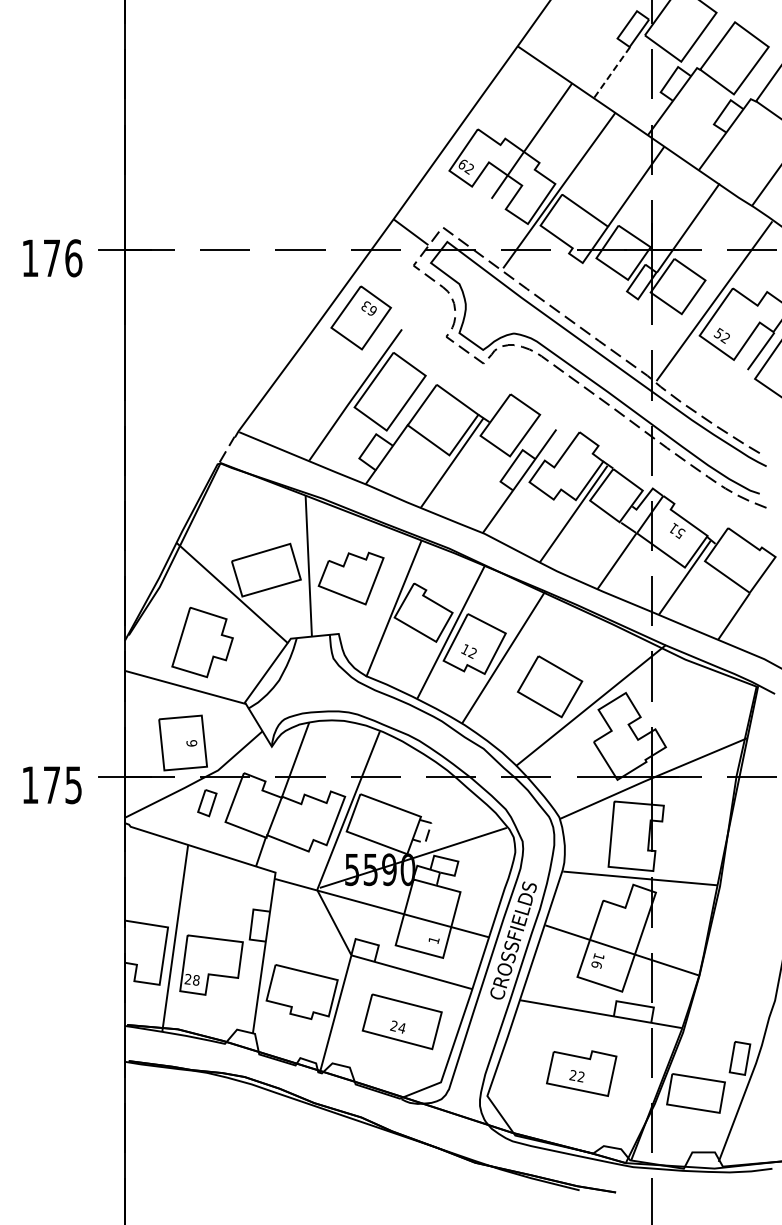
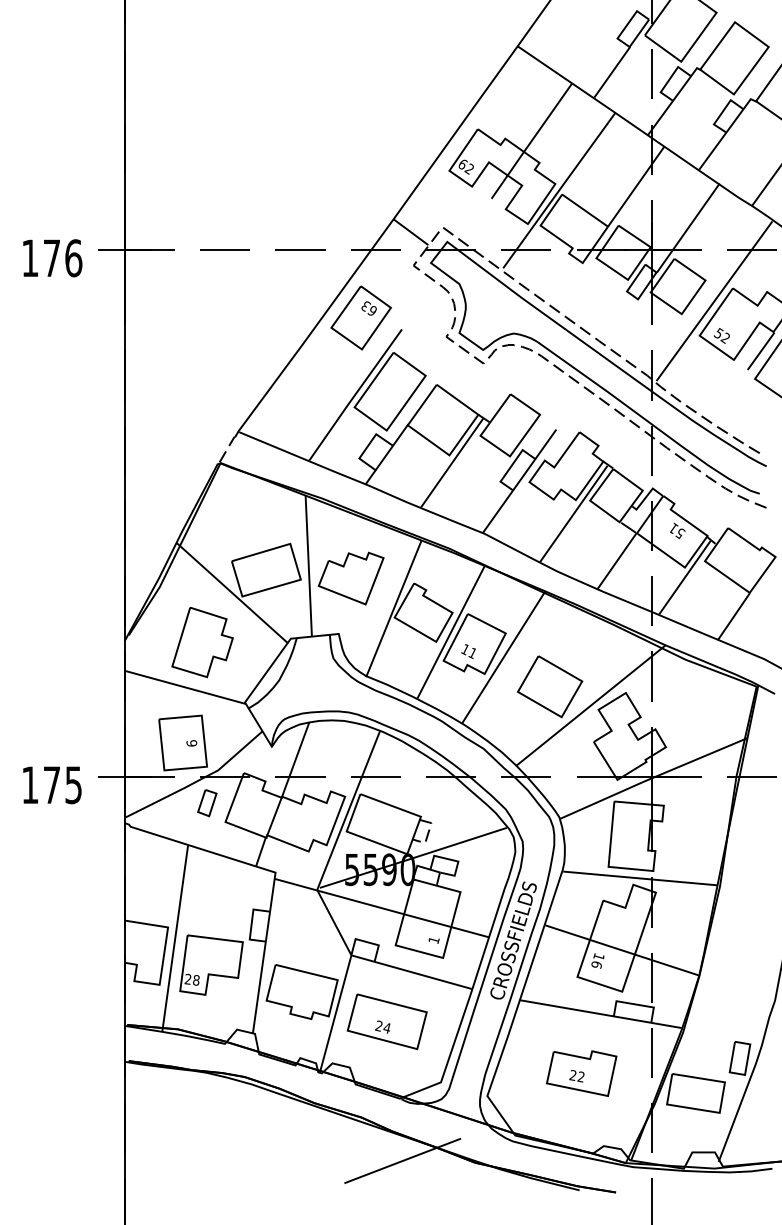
line: dashed -> solid (612, 72)
text: 12 -> 11 (472, 651)
part position: (401, 1021) -> (386, 1021) (386, 1021)
line: none -> present (402, 1160)
